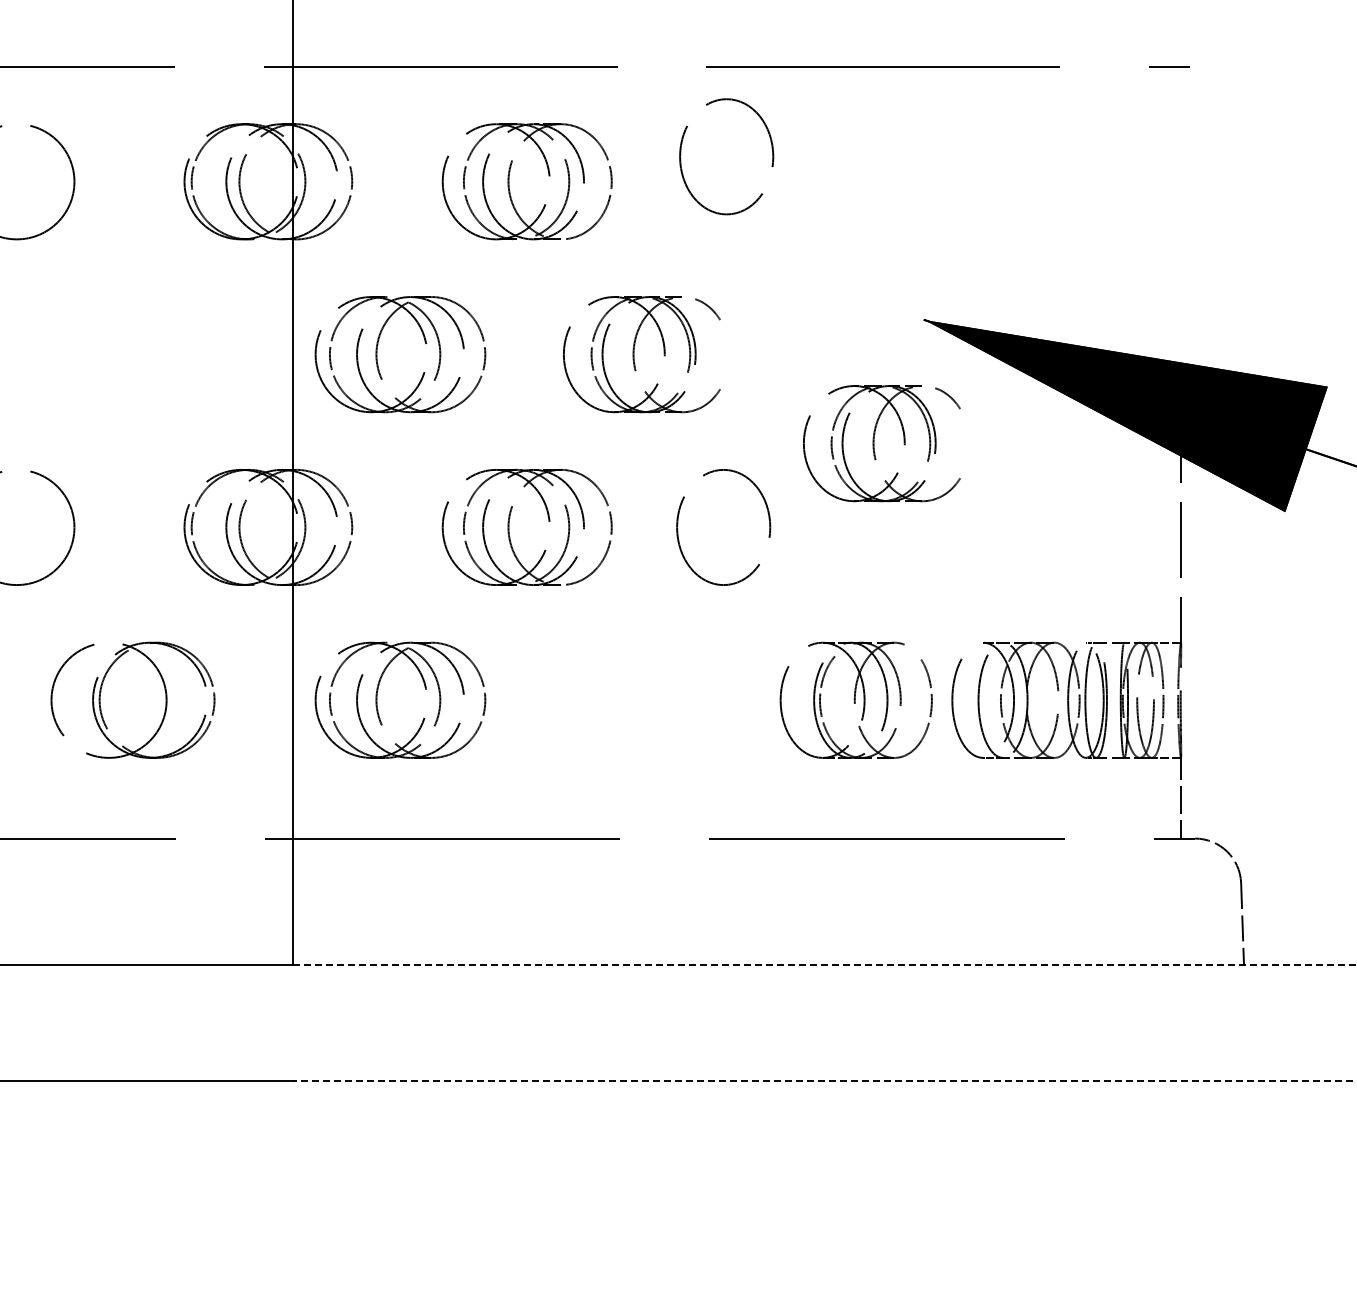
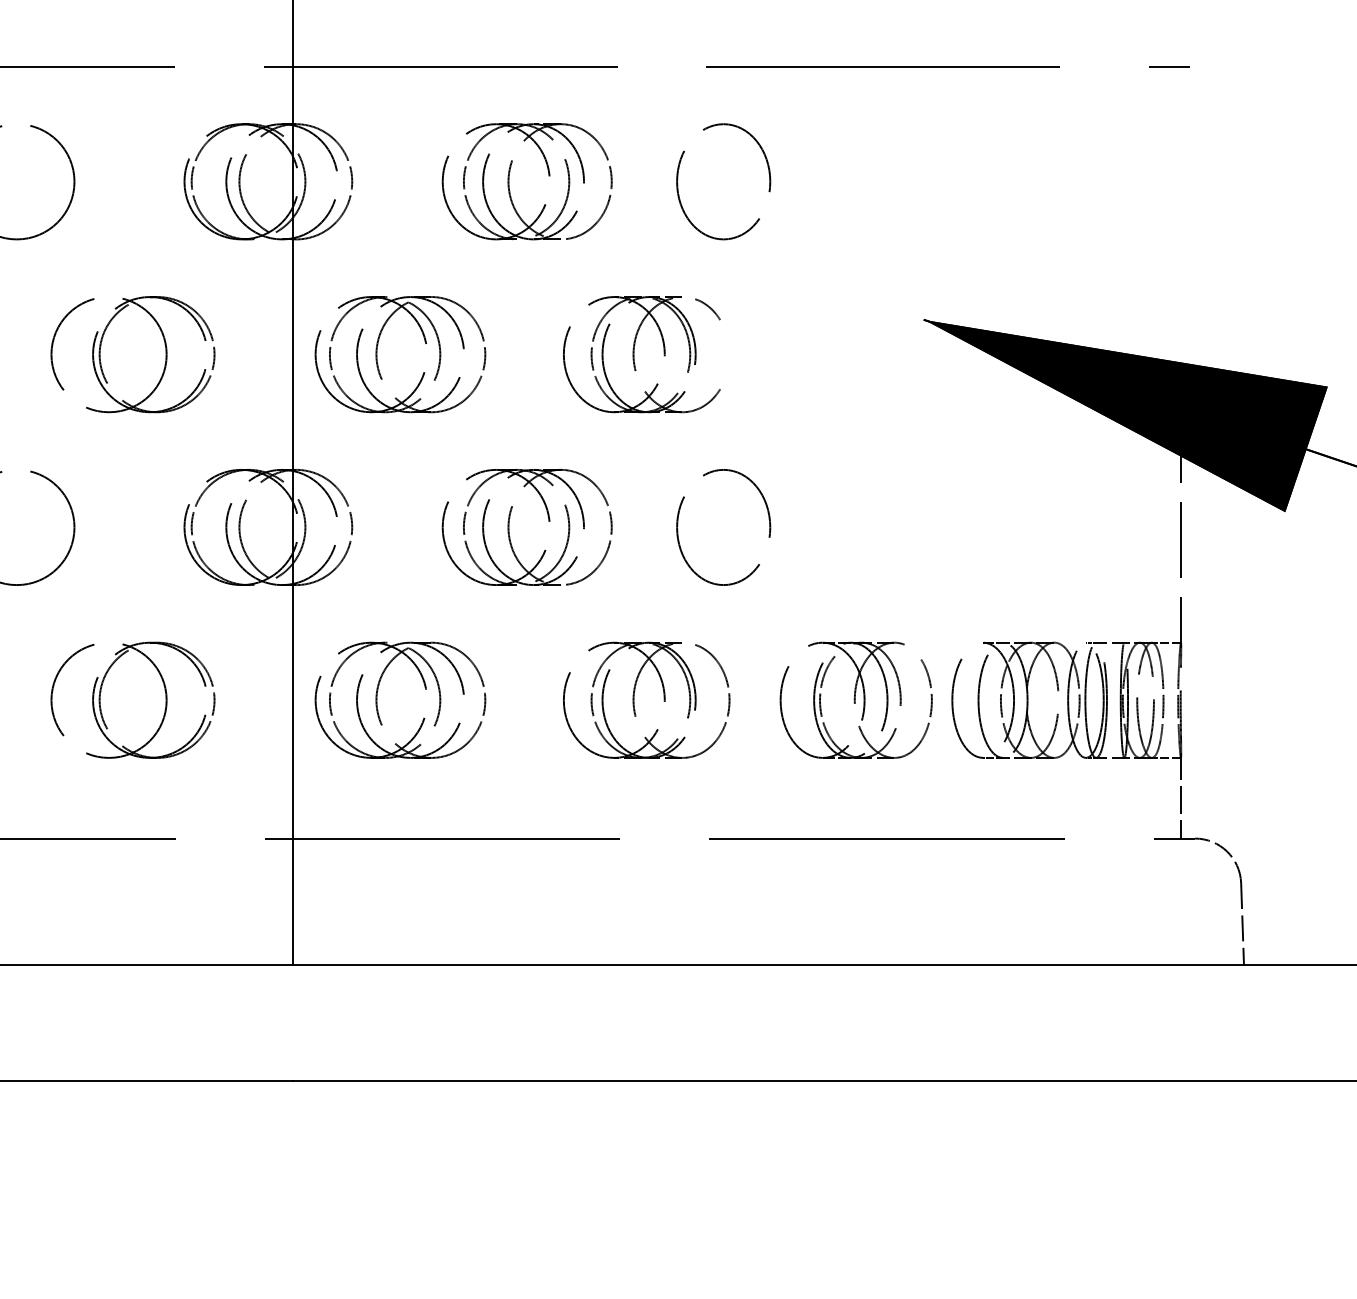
part position: (681, 154) -> (678, 179) (678, 179)
part: none -> present (100, 354)
part: present -> none (874, 443)
part: none -> present (634, 699)
line: dashed -> solid (825, 965)
line: dashed -> solid (824, 1080)
